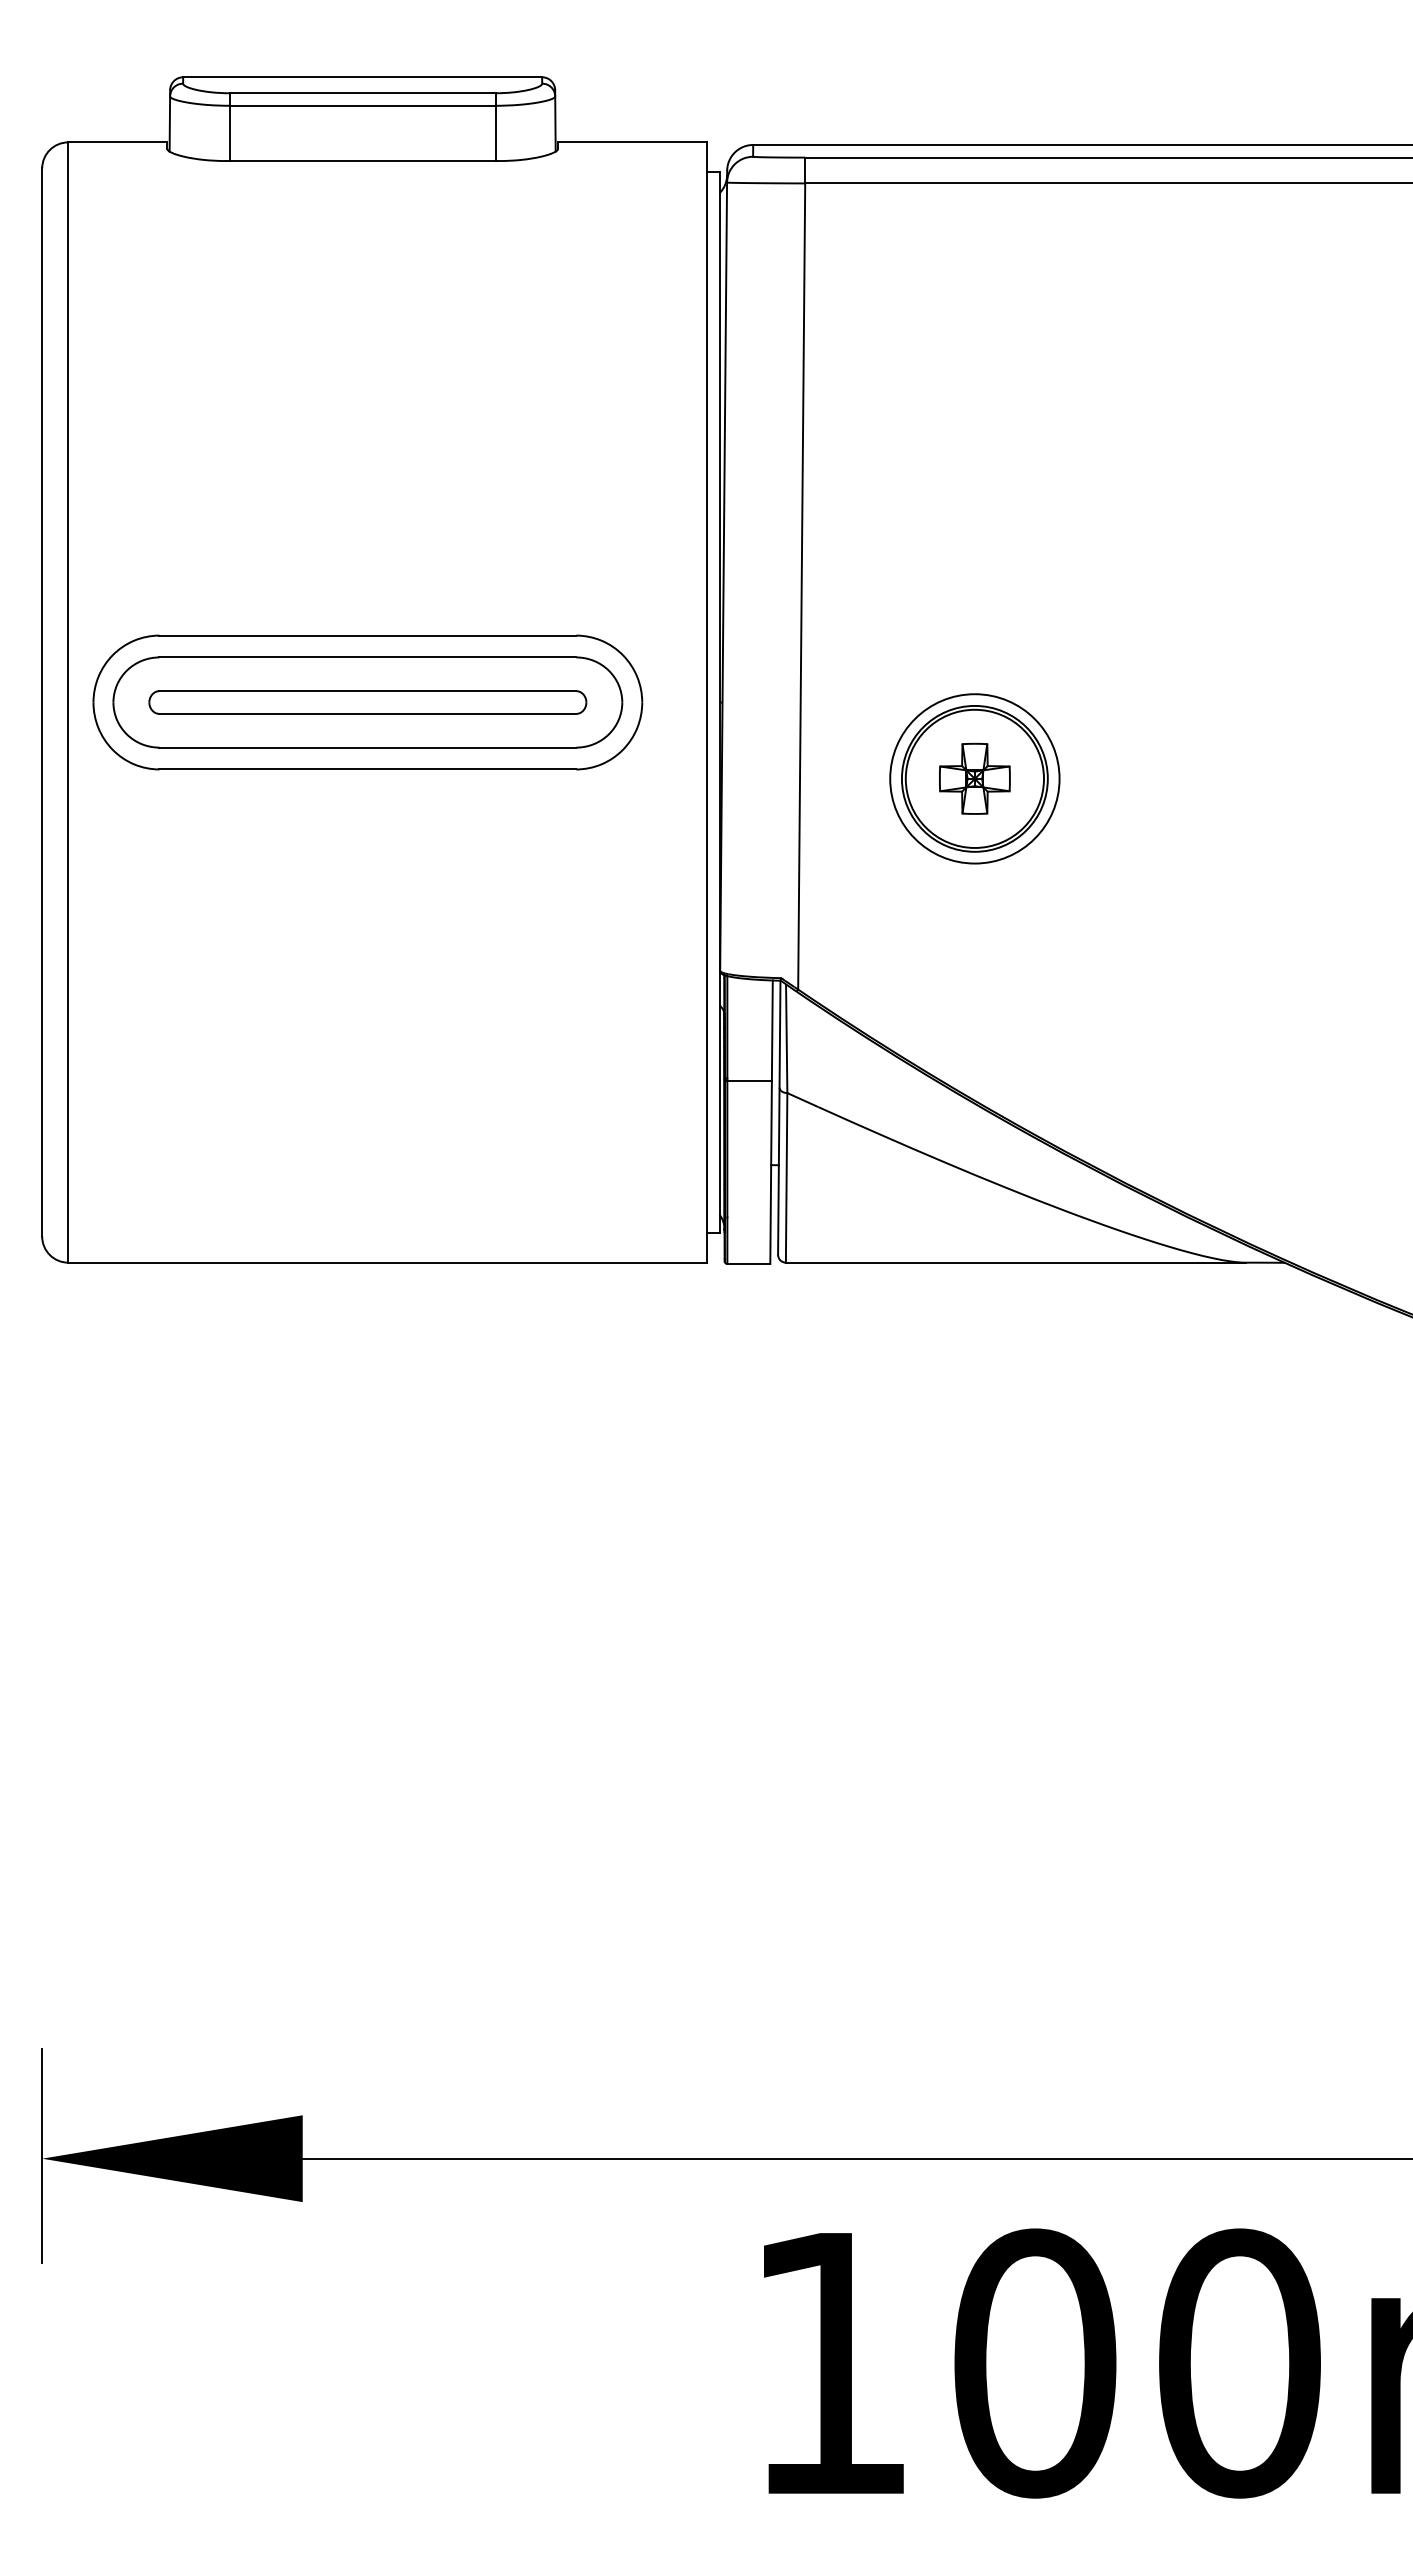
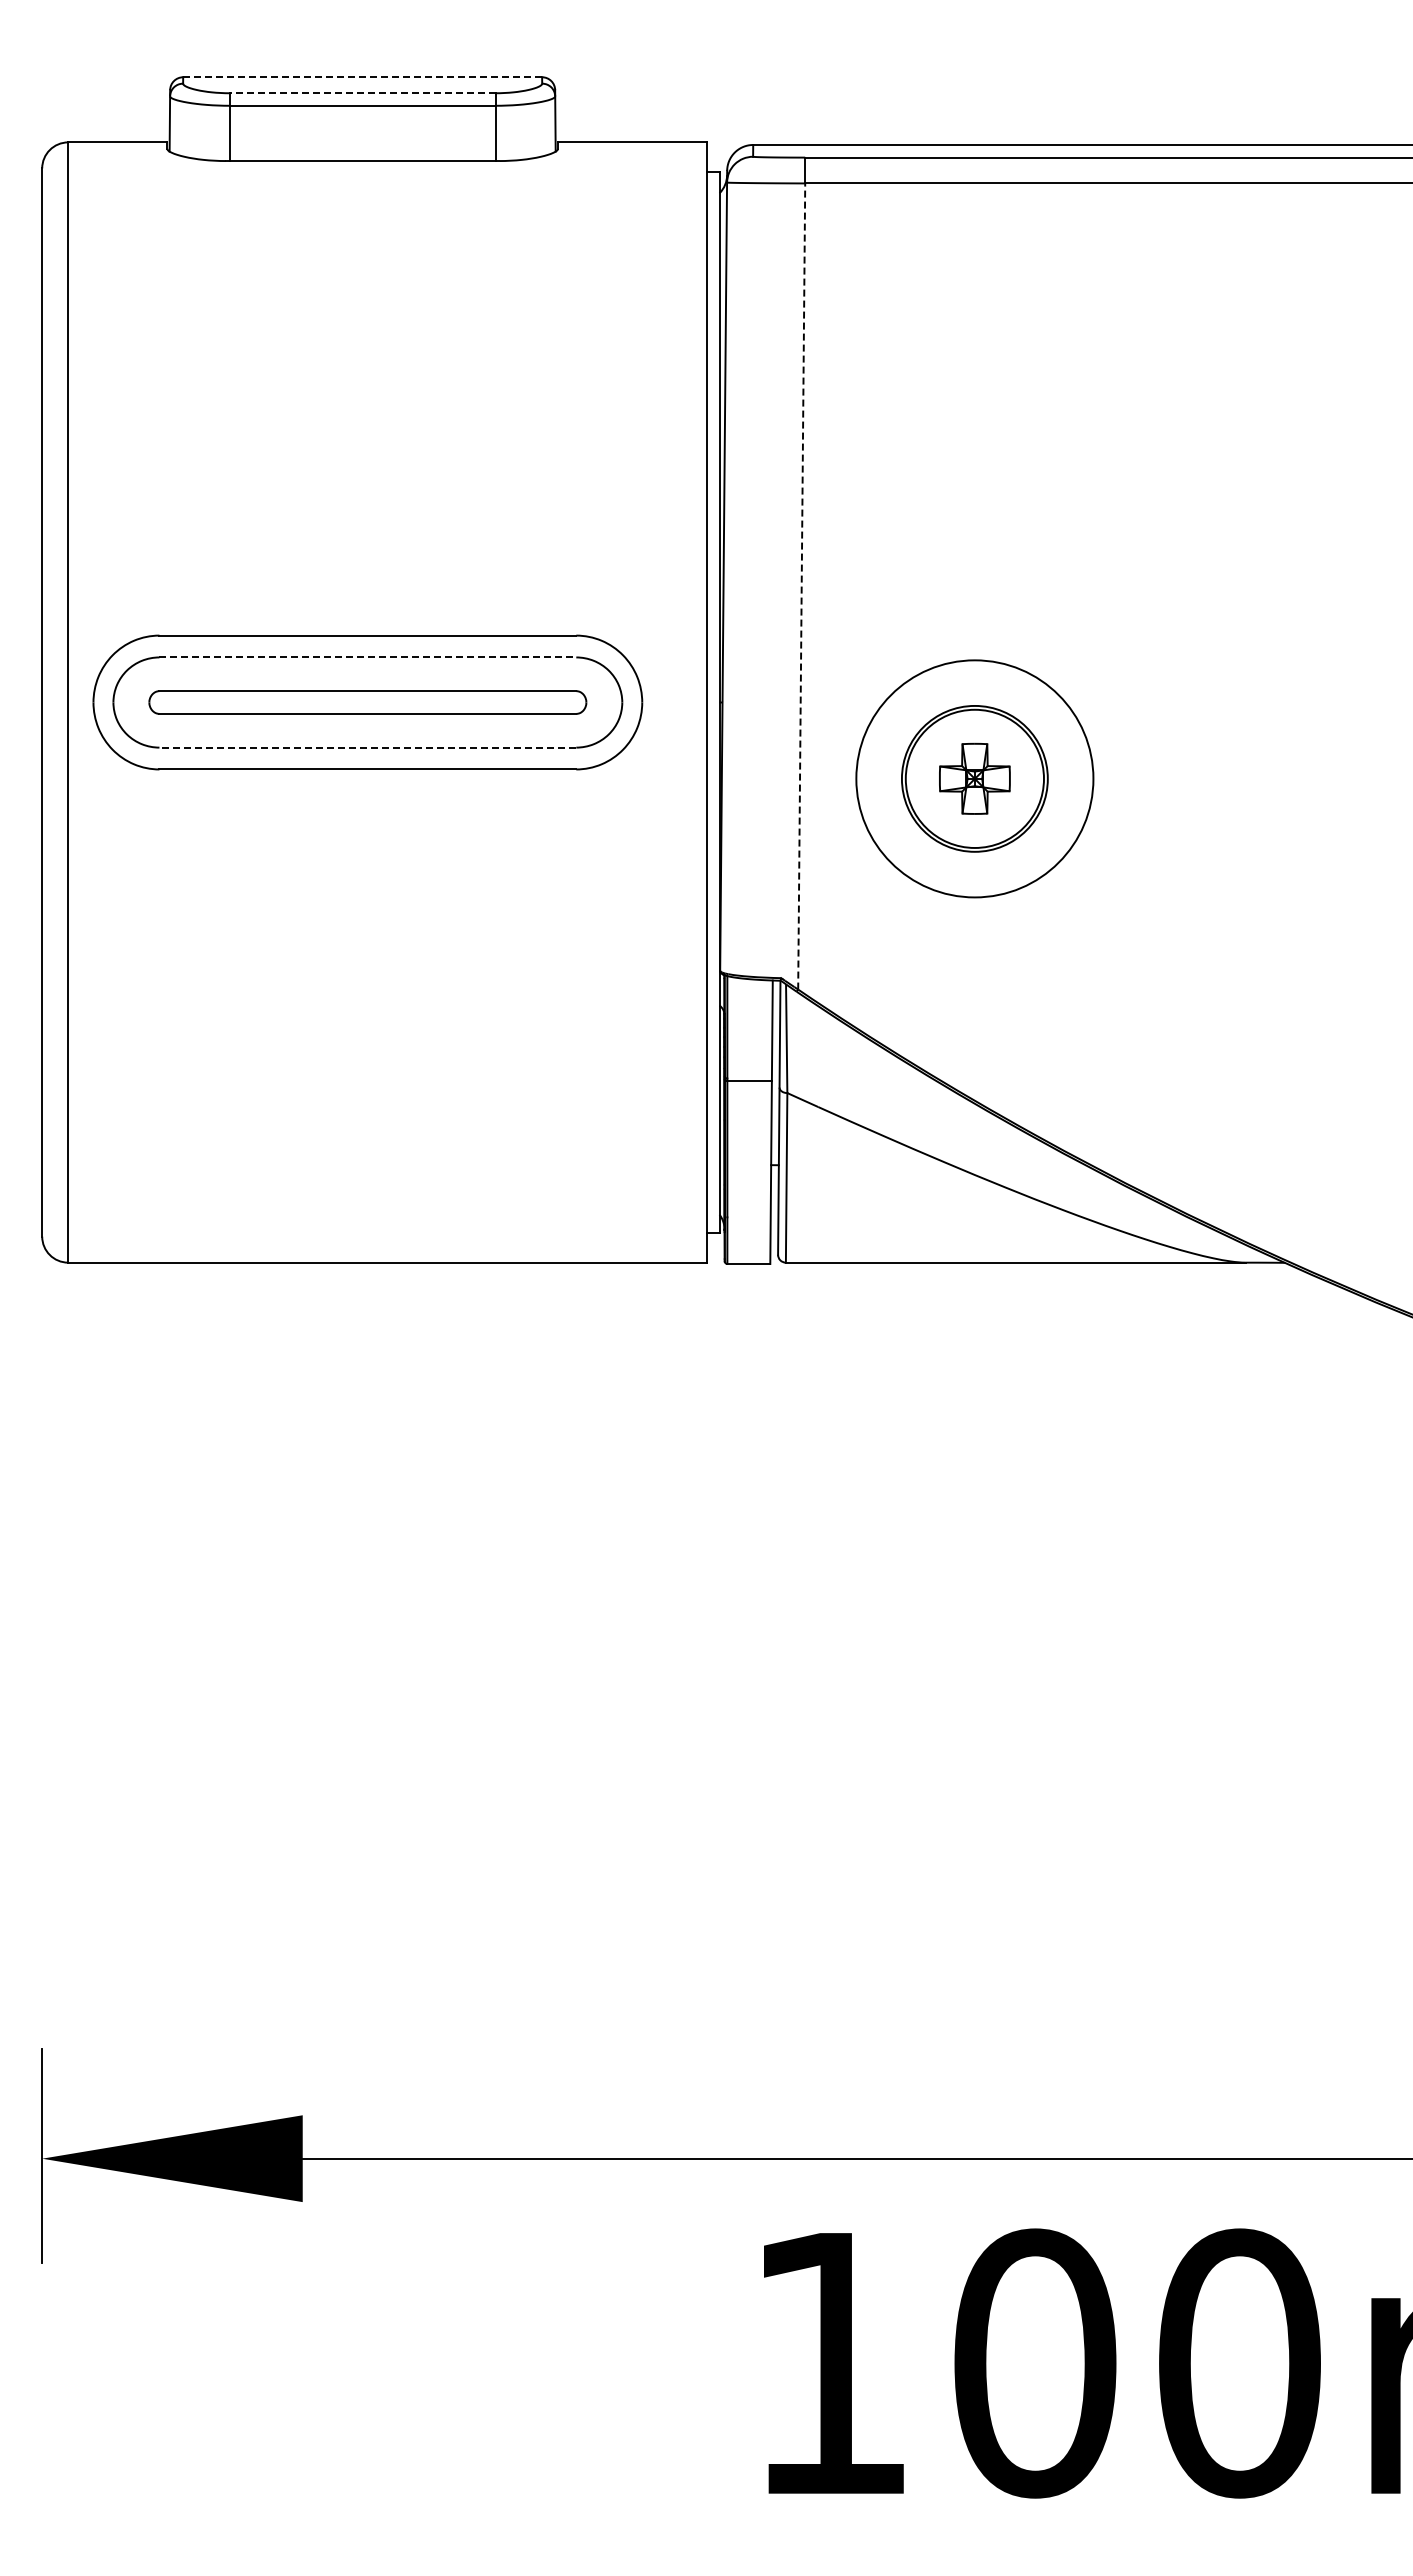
line: solid -> dashed (363, 77)
line: solid -> dashed (362, 93)
line: solid -> dashed (801, 586)
line: solid -> dashed (368, 657)
line: solid -> dashed (367, 747)
circle diameter: 169 px -> 237 px (974, 778)
